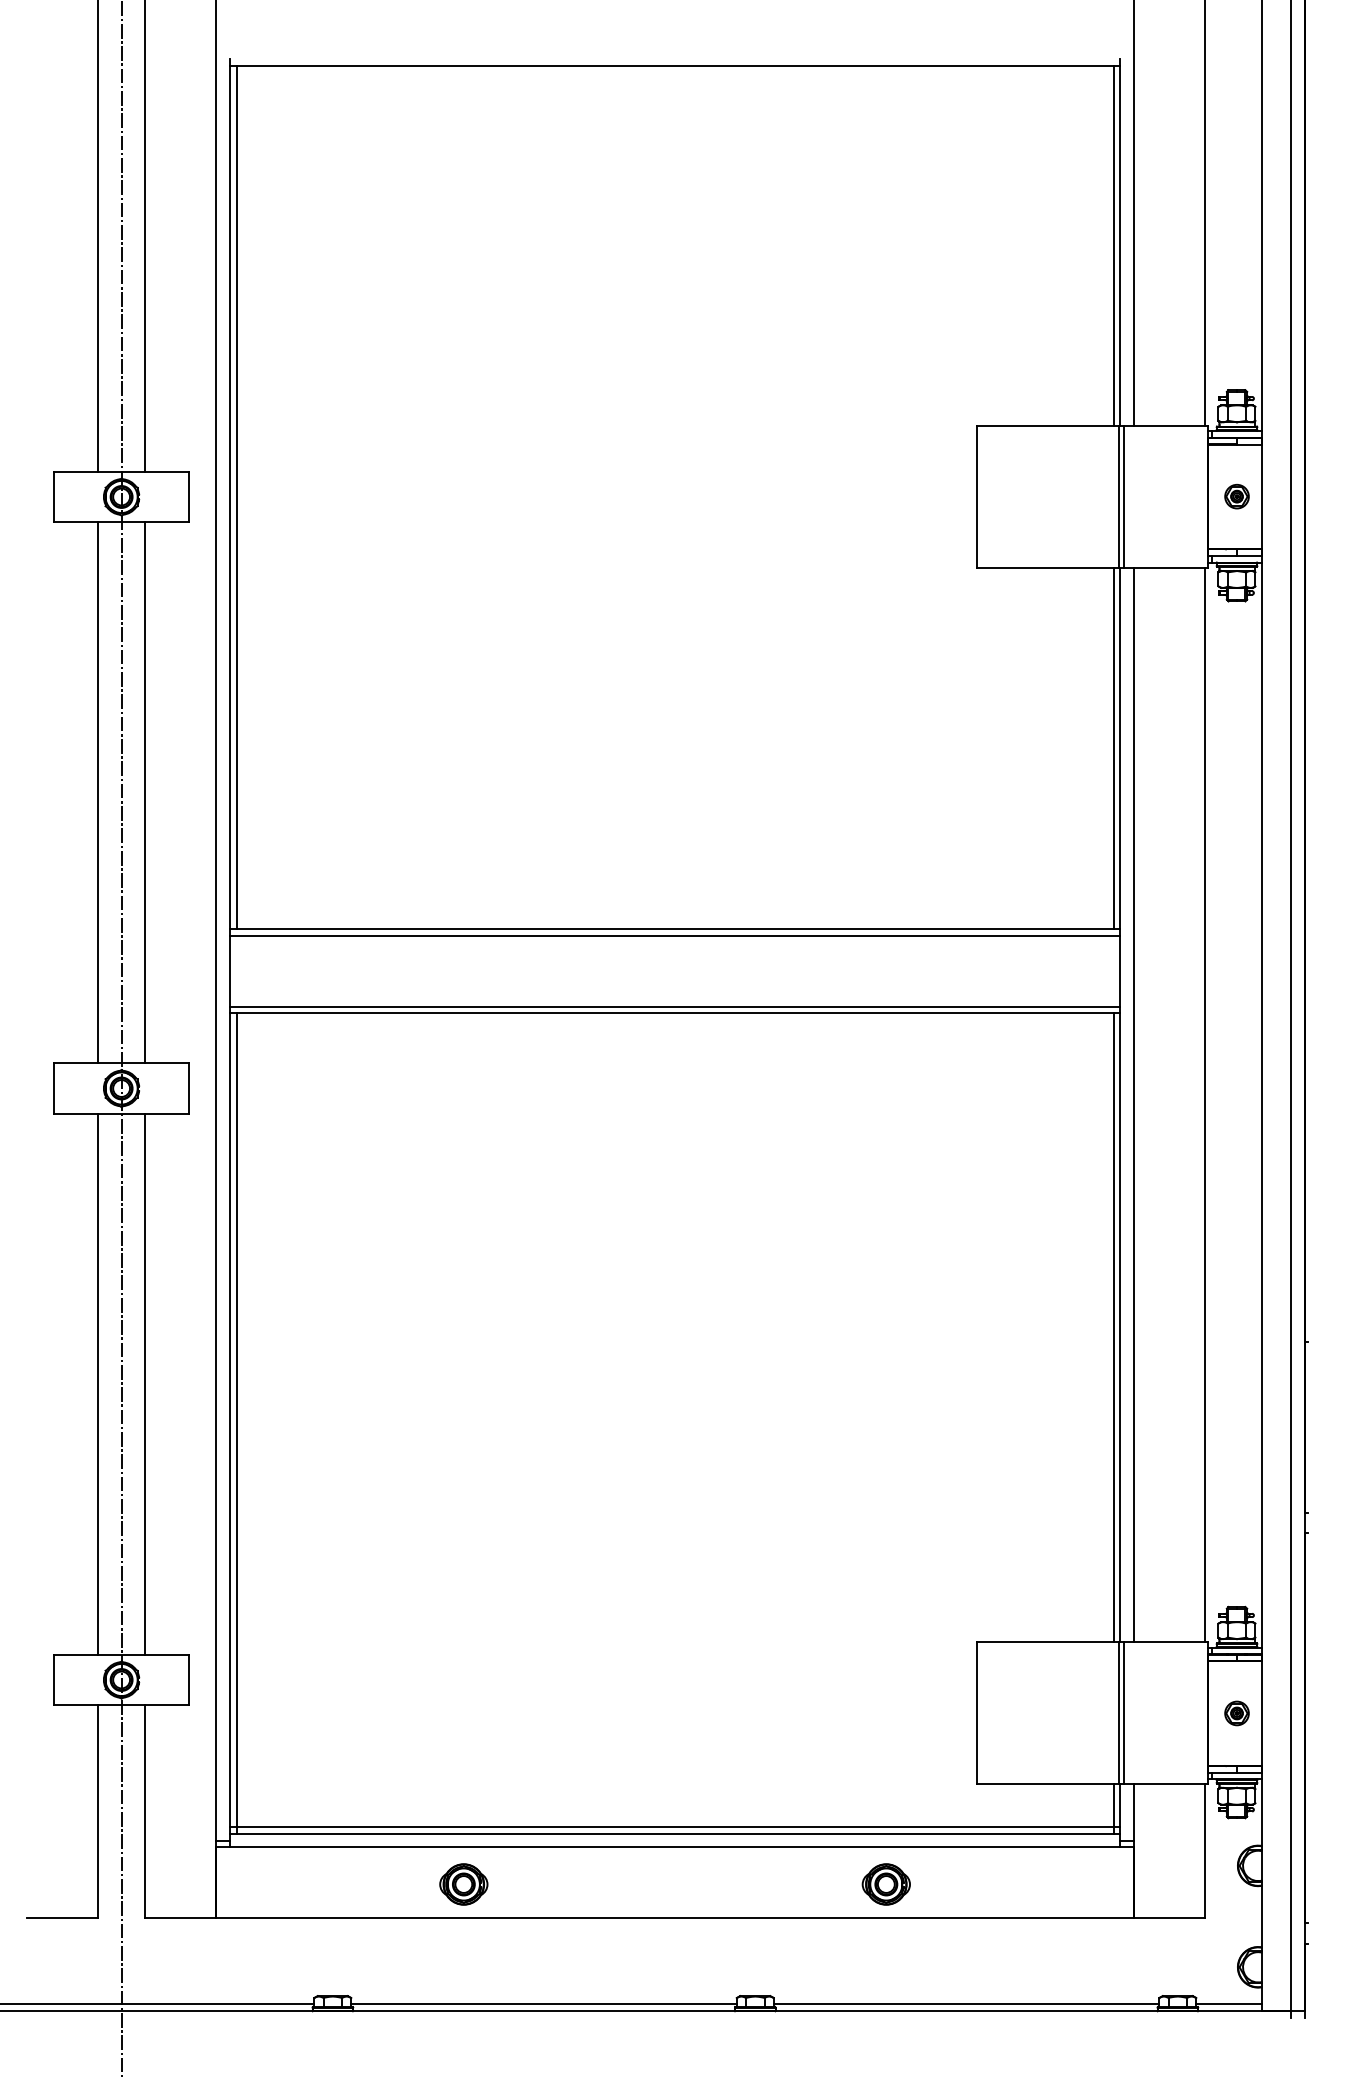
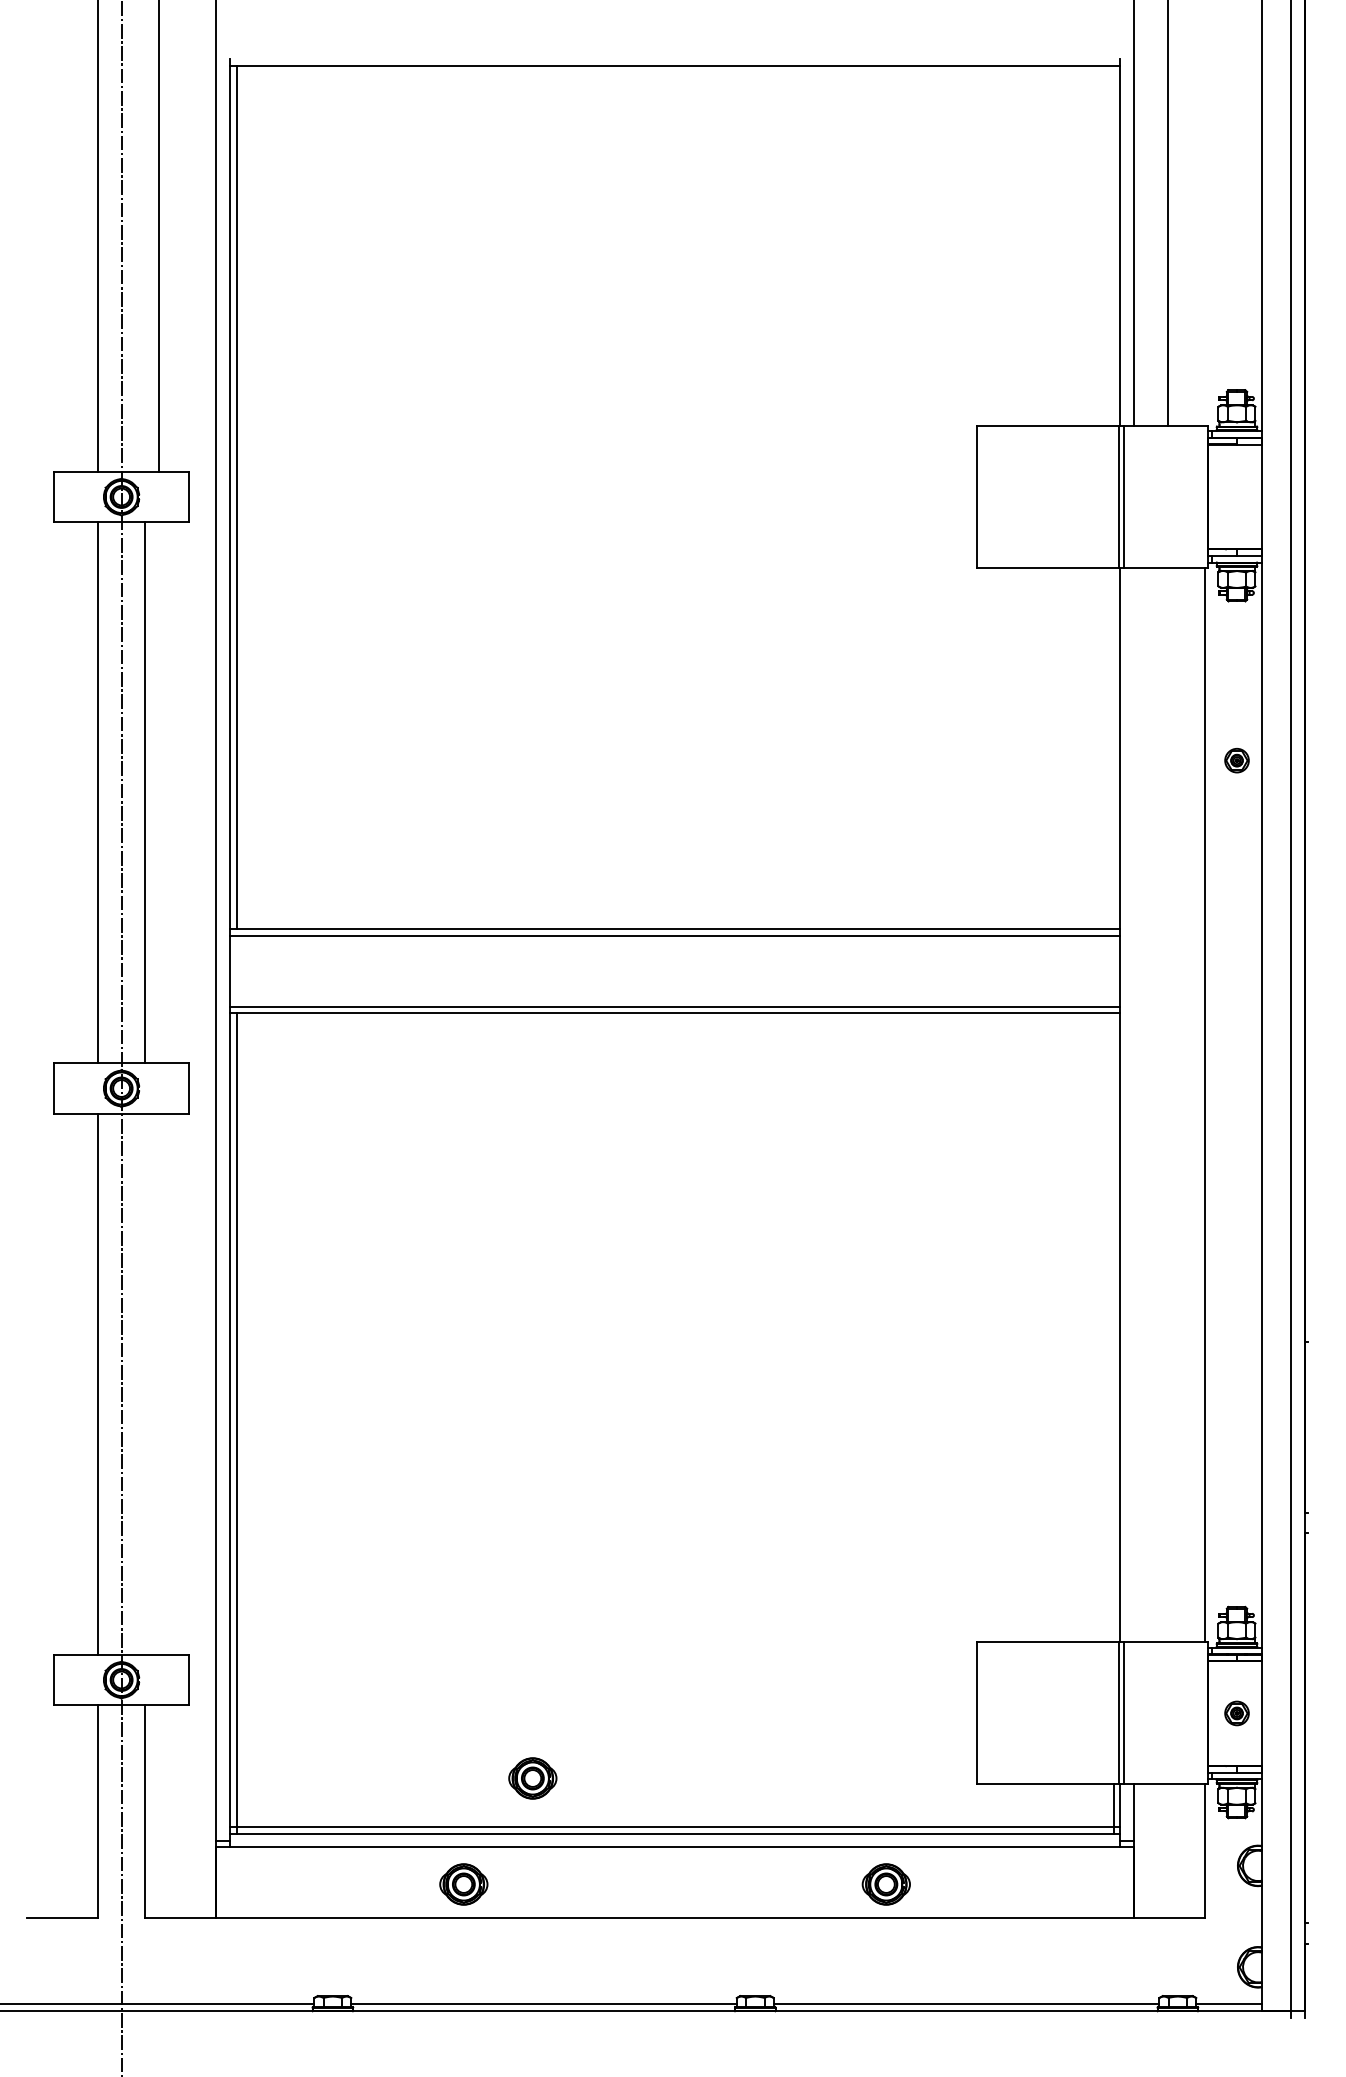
line position: (1204, 213) -> (1167, 213) (1167, 213)
line position: (145, 236) -> (159, 236) (159, 236)
line: present -> none (1113, 245)
part position: (1236, 496) -> (1236, 760) (1236, 760)
line: present -> none (1113, 747)
line: present -> none (1133, 1104)
line: present -> none (1113, 1327)
line: present -> none (145, 1383)
part: none -> present (532, 1778)
